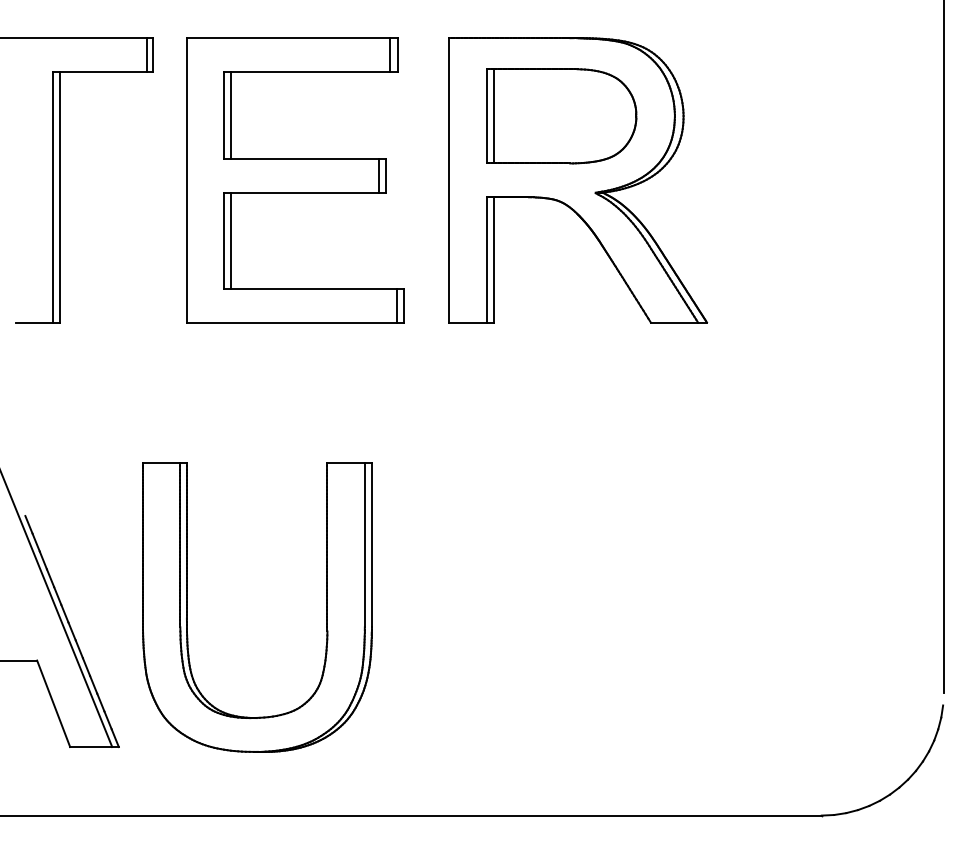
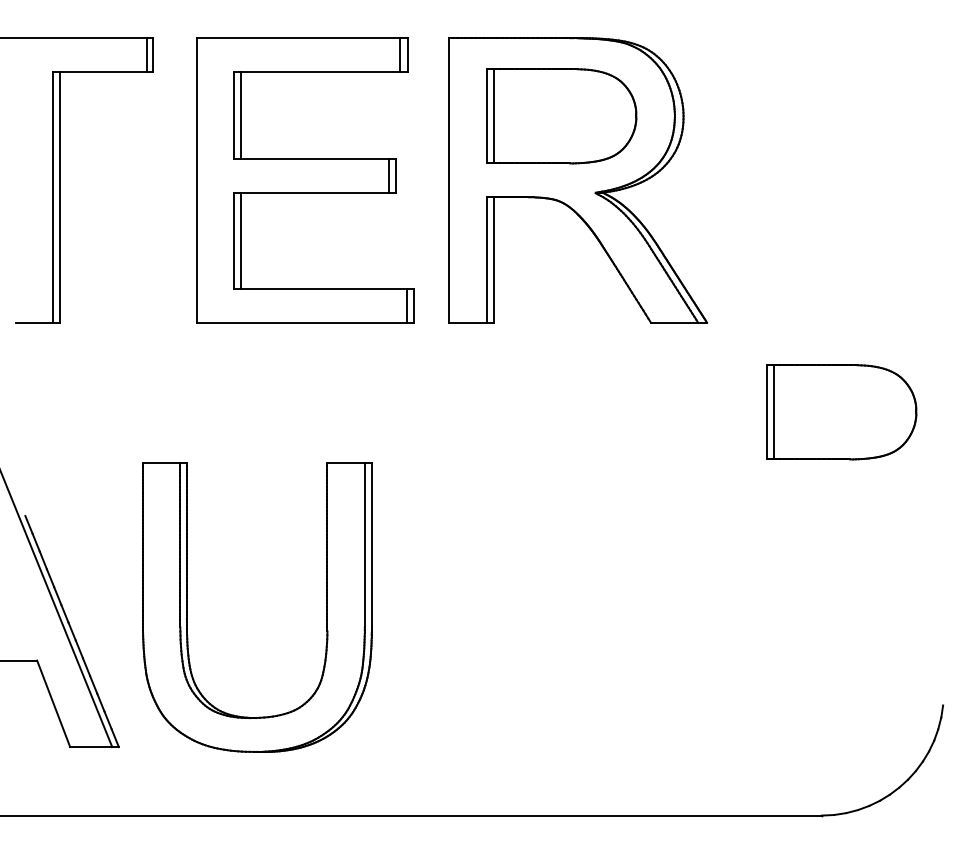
part position: (295, 180) -> (305, 180) (305, 180)
line: present -> none (943, 347)
part: none -> present (841, 412)
